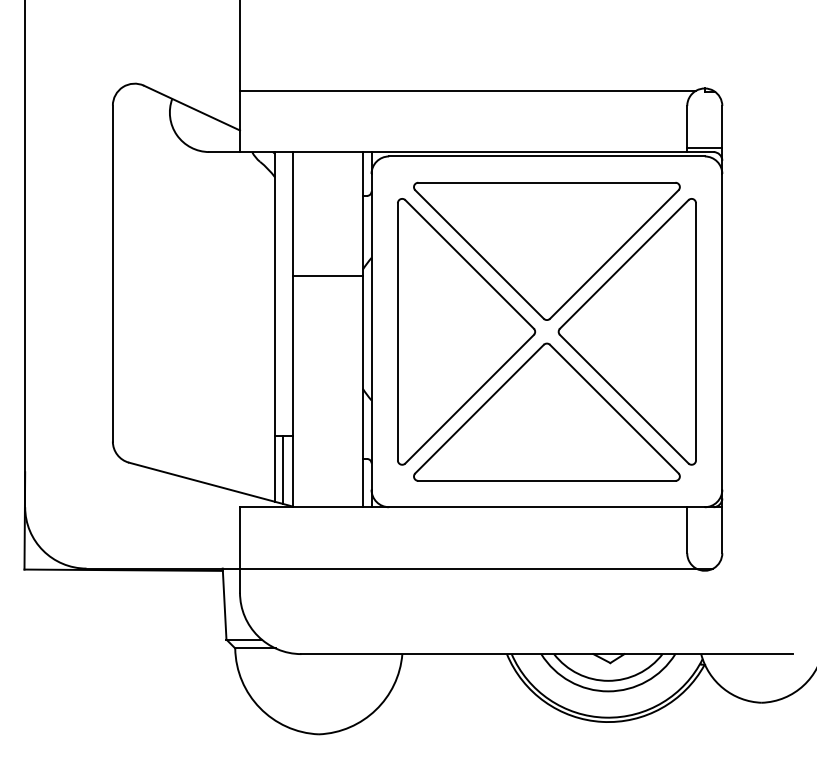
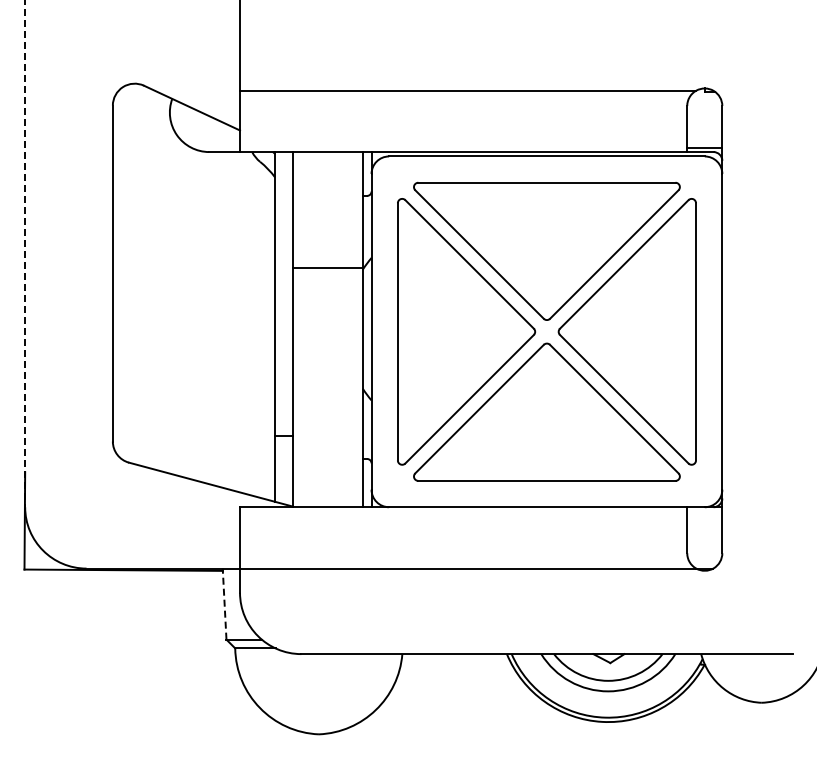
line: solid -> dashed (25, 254)
line position: (327, 275) -> (327, 267) (327, 267)
line: present -> none (282, 469)
line: solid -> dashed (224, 604)
